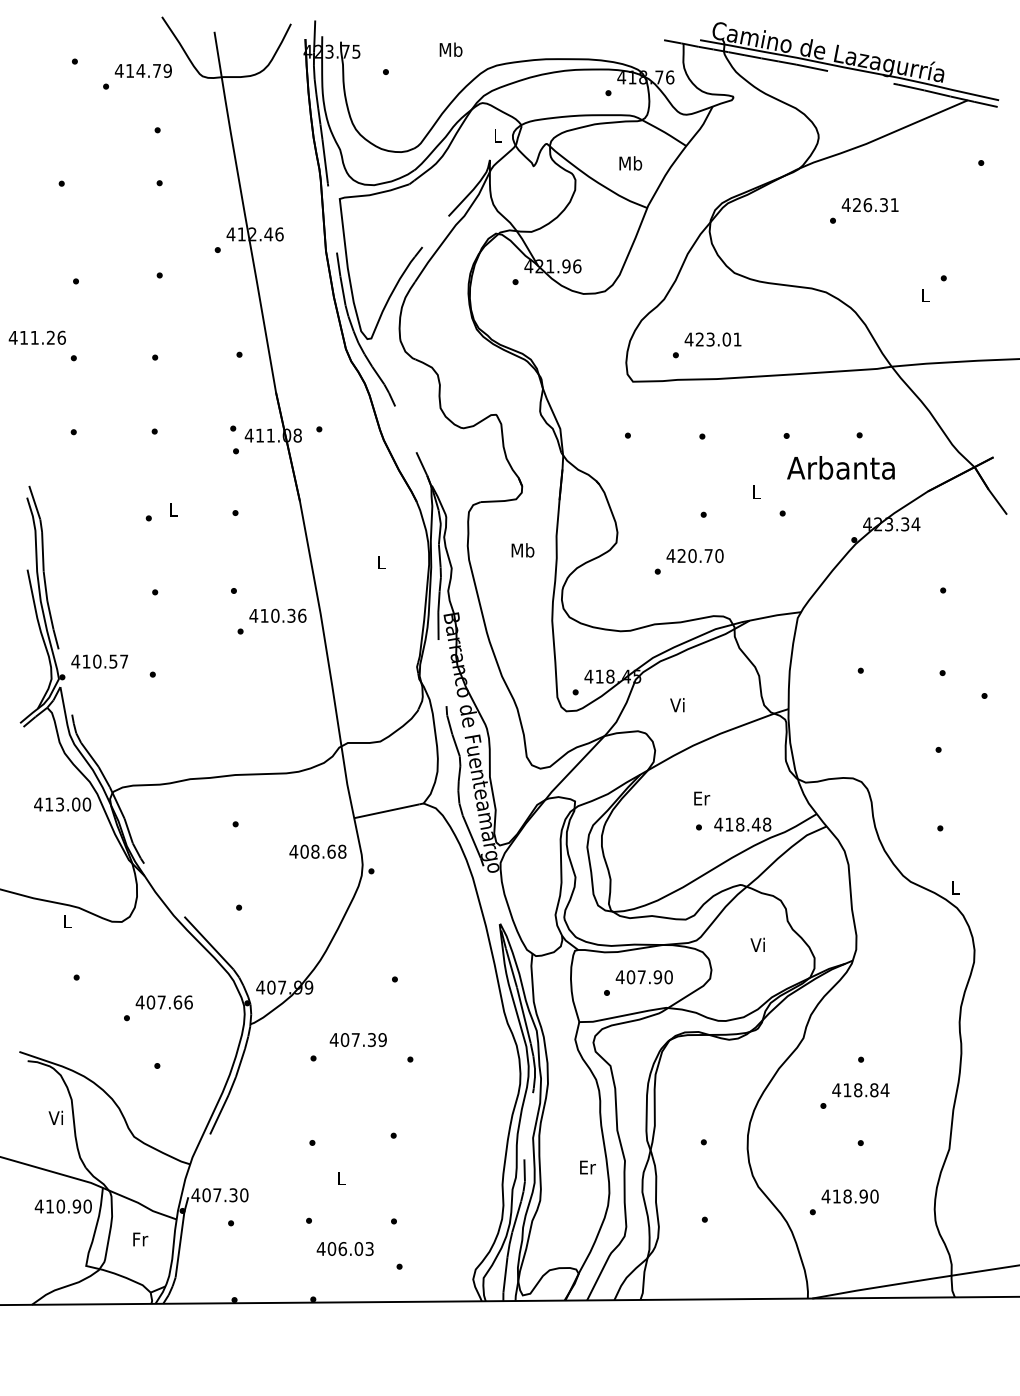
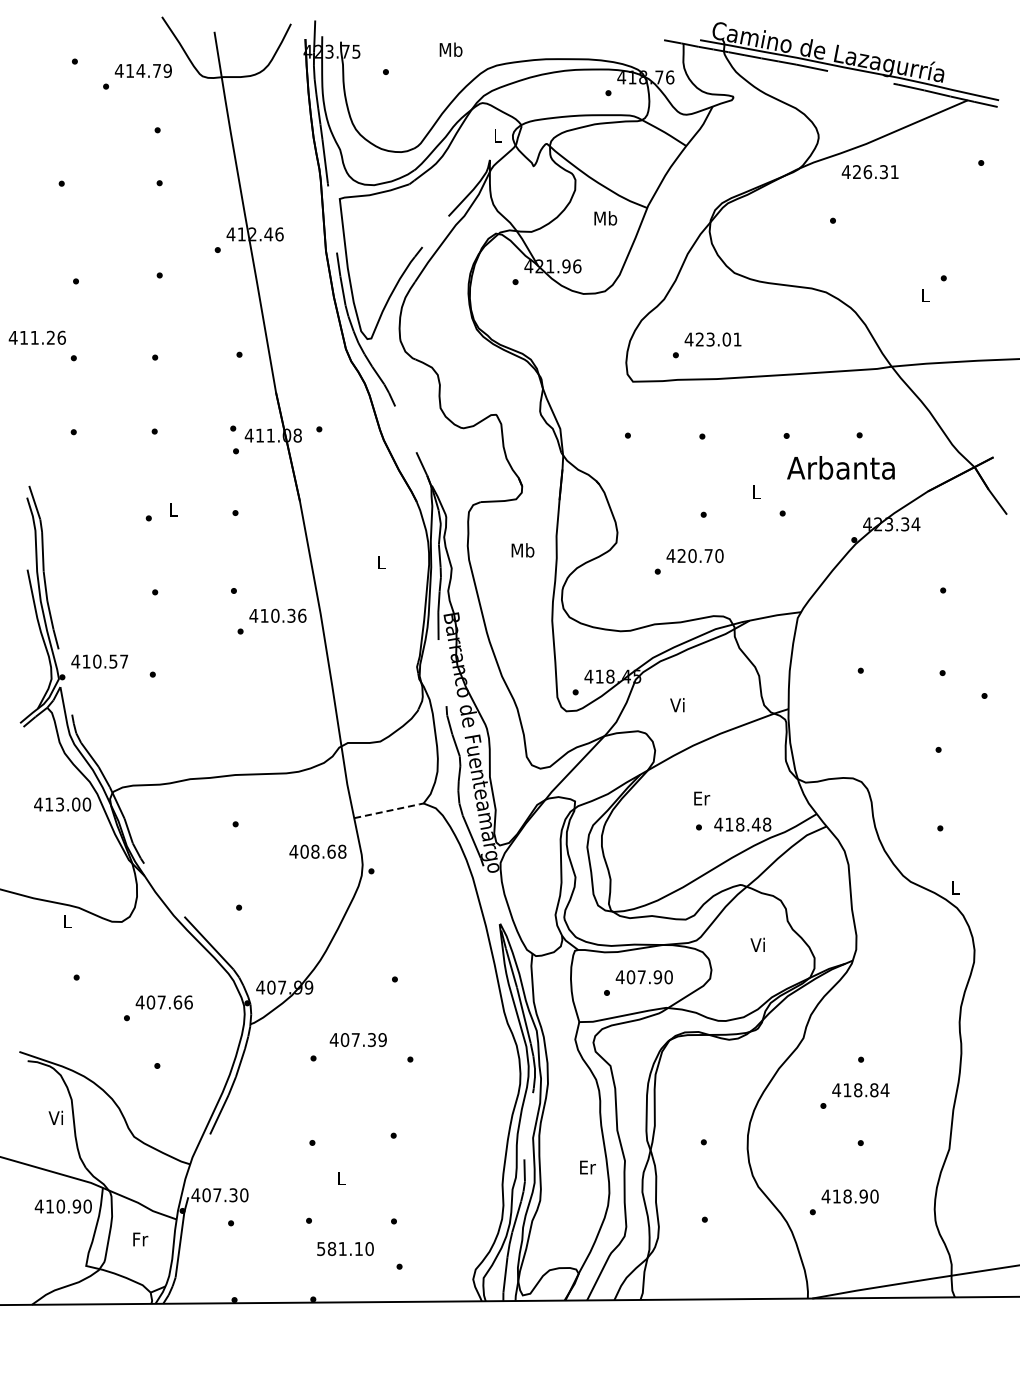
text position: (630, 163) -> (605, 218) (605, 218)
text position: (869, 205) -> (869, 172) (869, 172)
line: solid -> dashed (387, 811)
text: 406.03 -> 581.10 (344, 1249)
